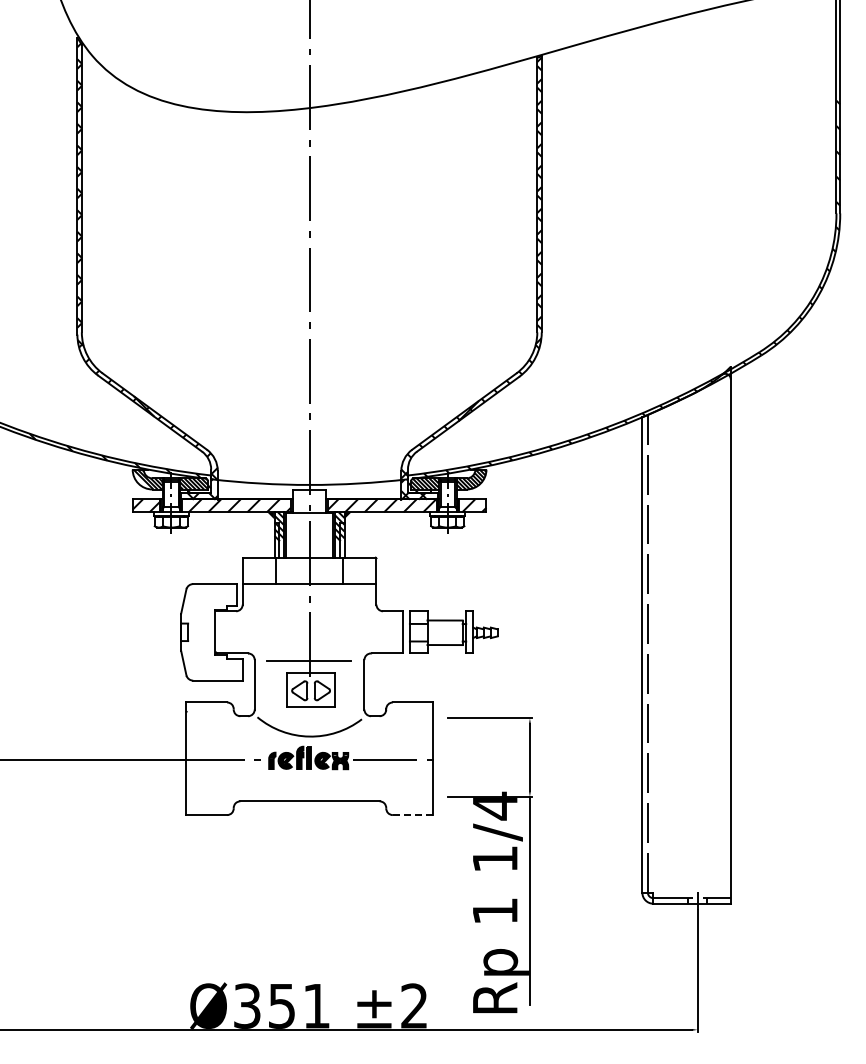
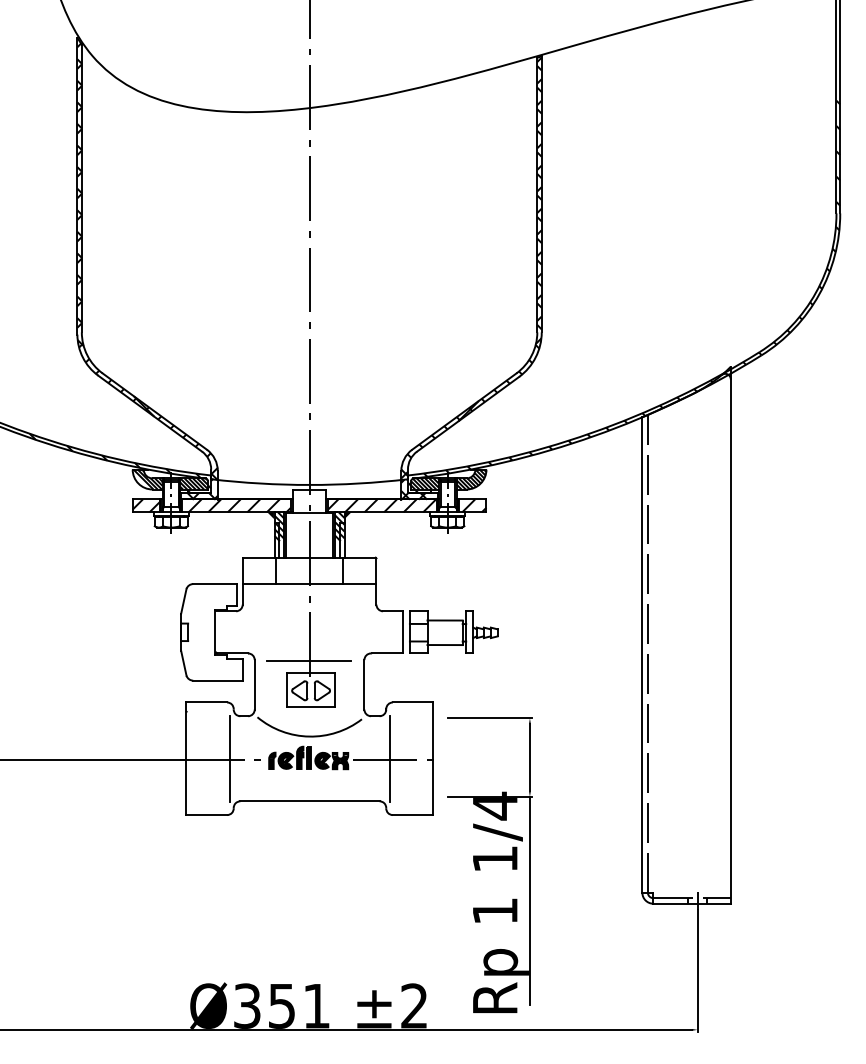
line: none -> present (229, 758)
line: none -> present (389, 758)
line: dashed -> solid (412, 815)
